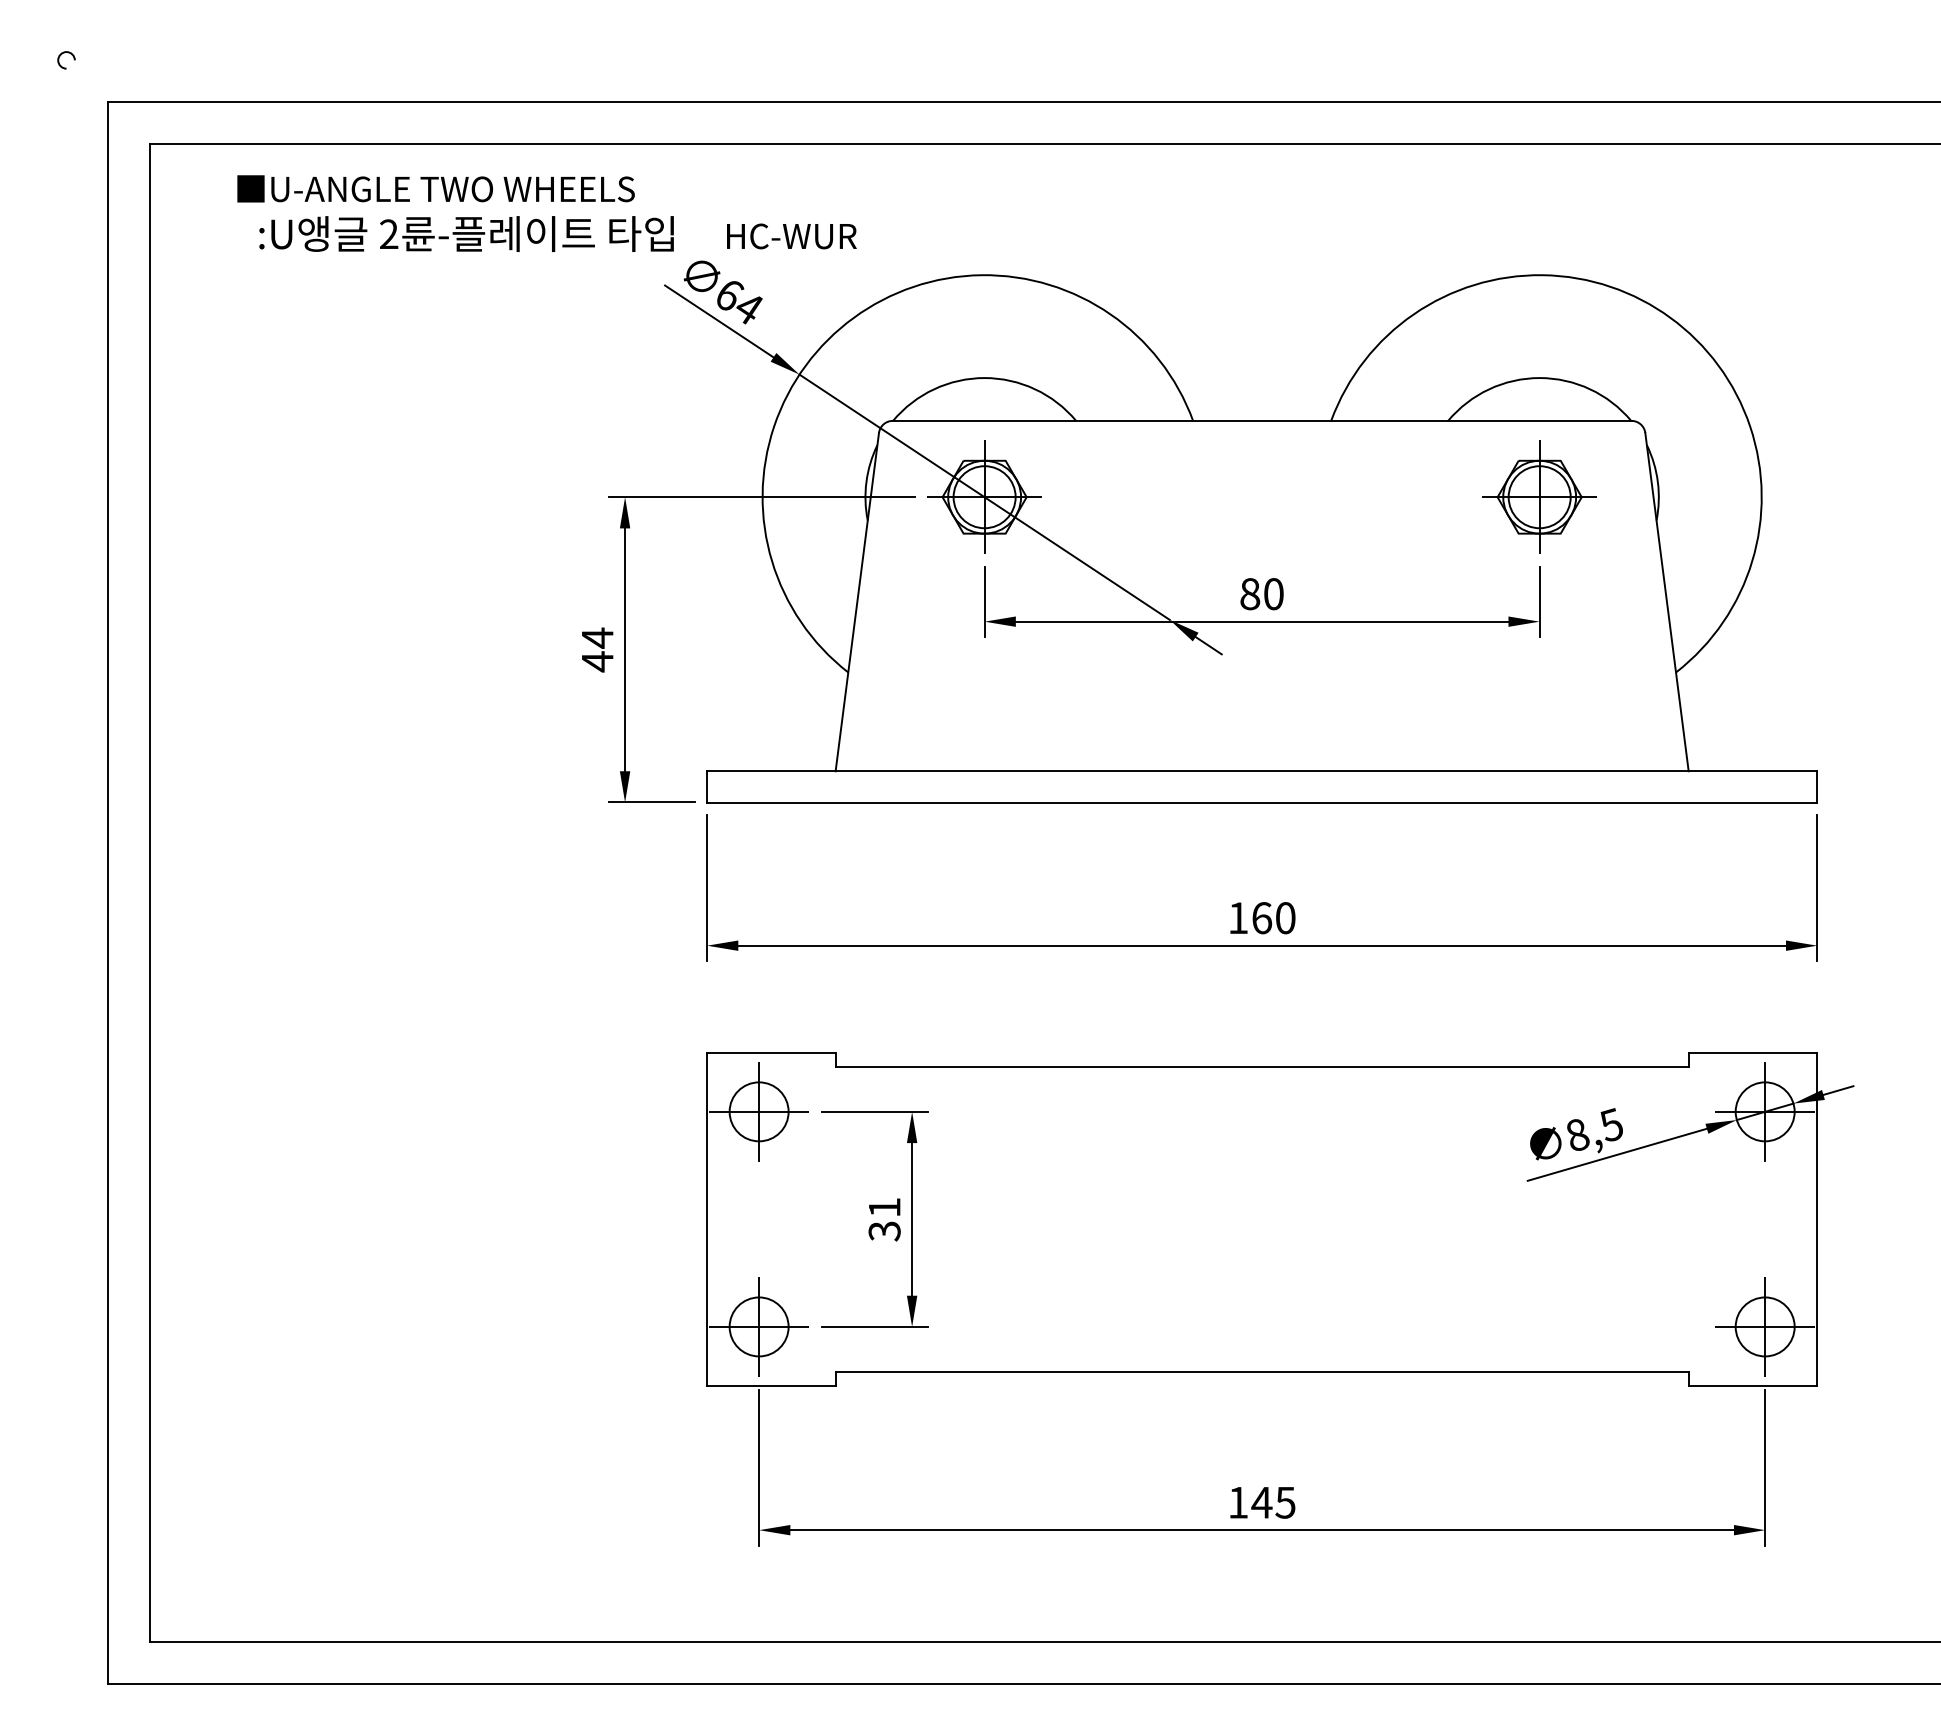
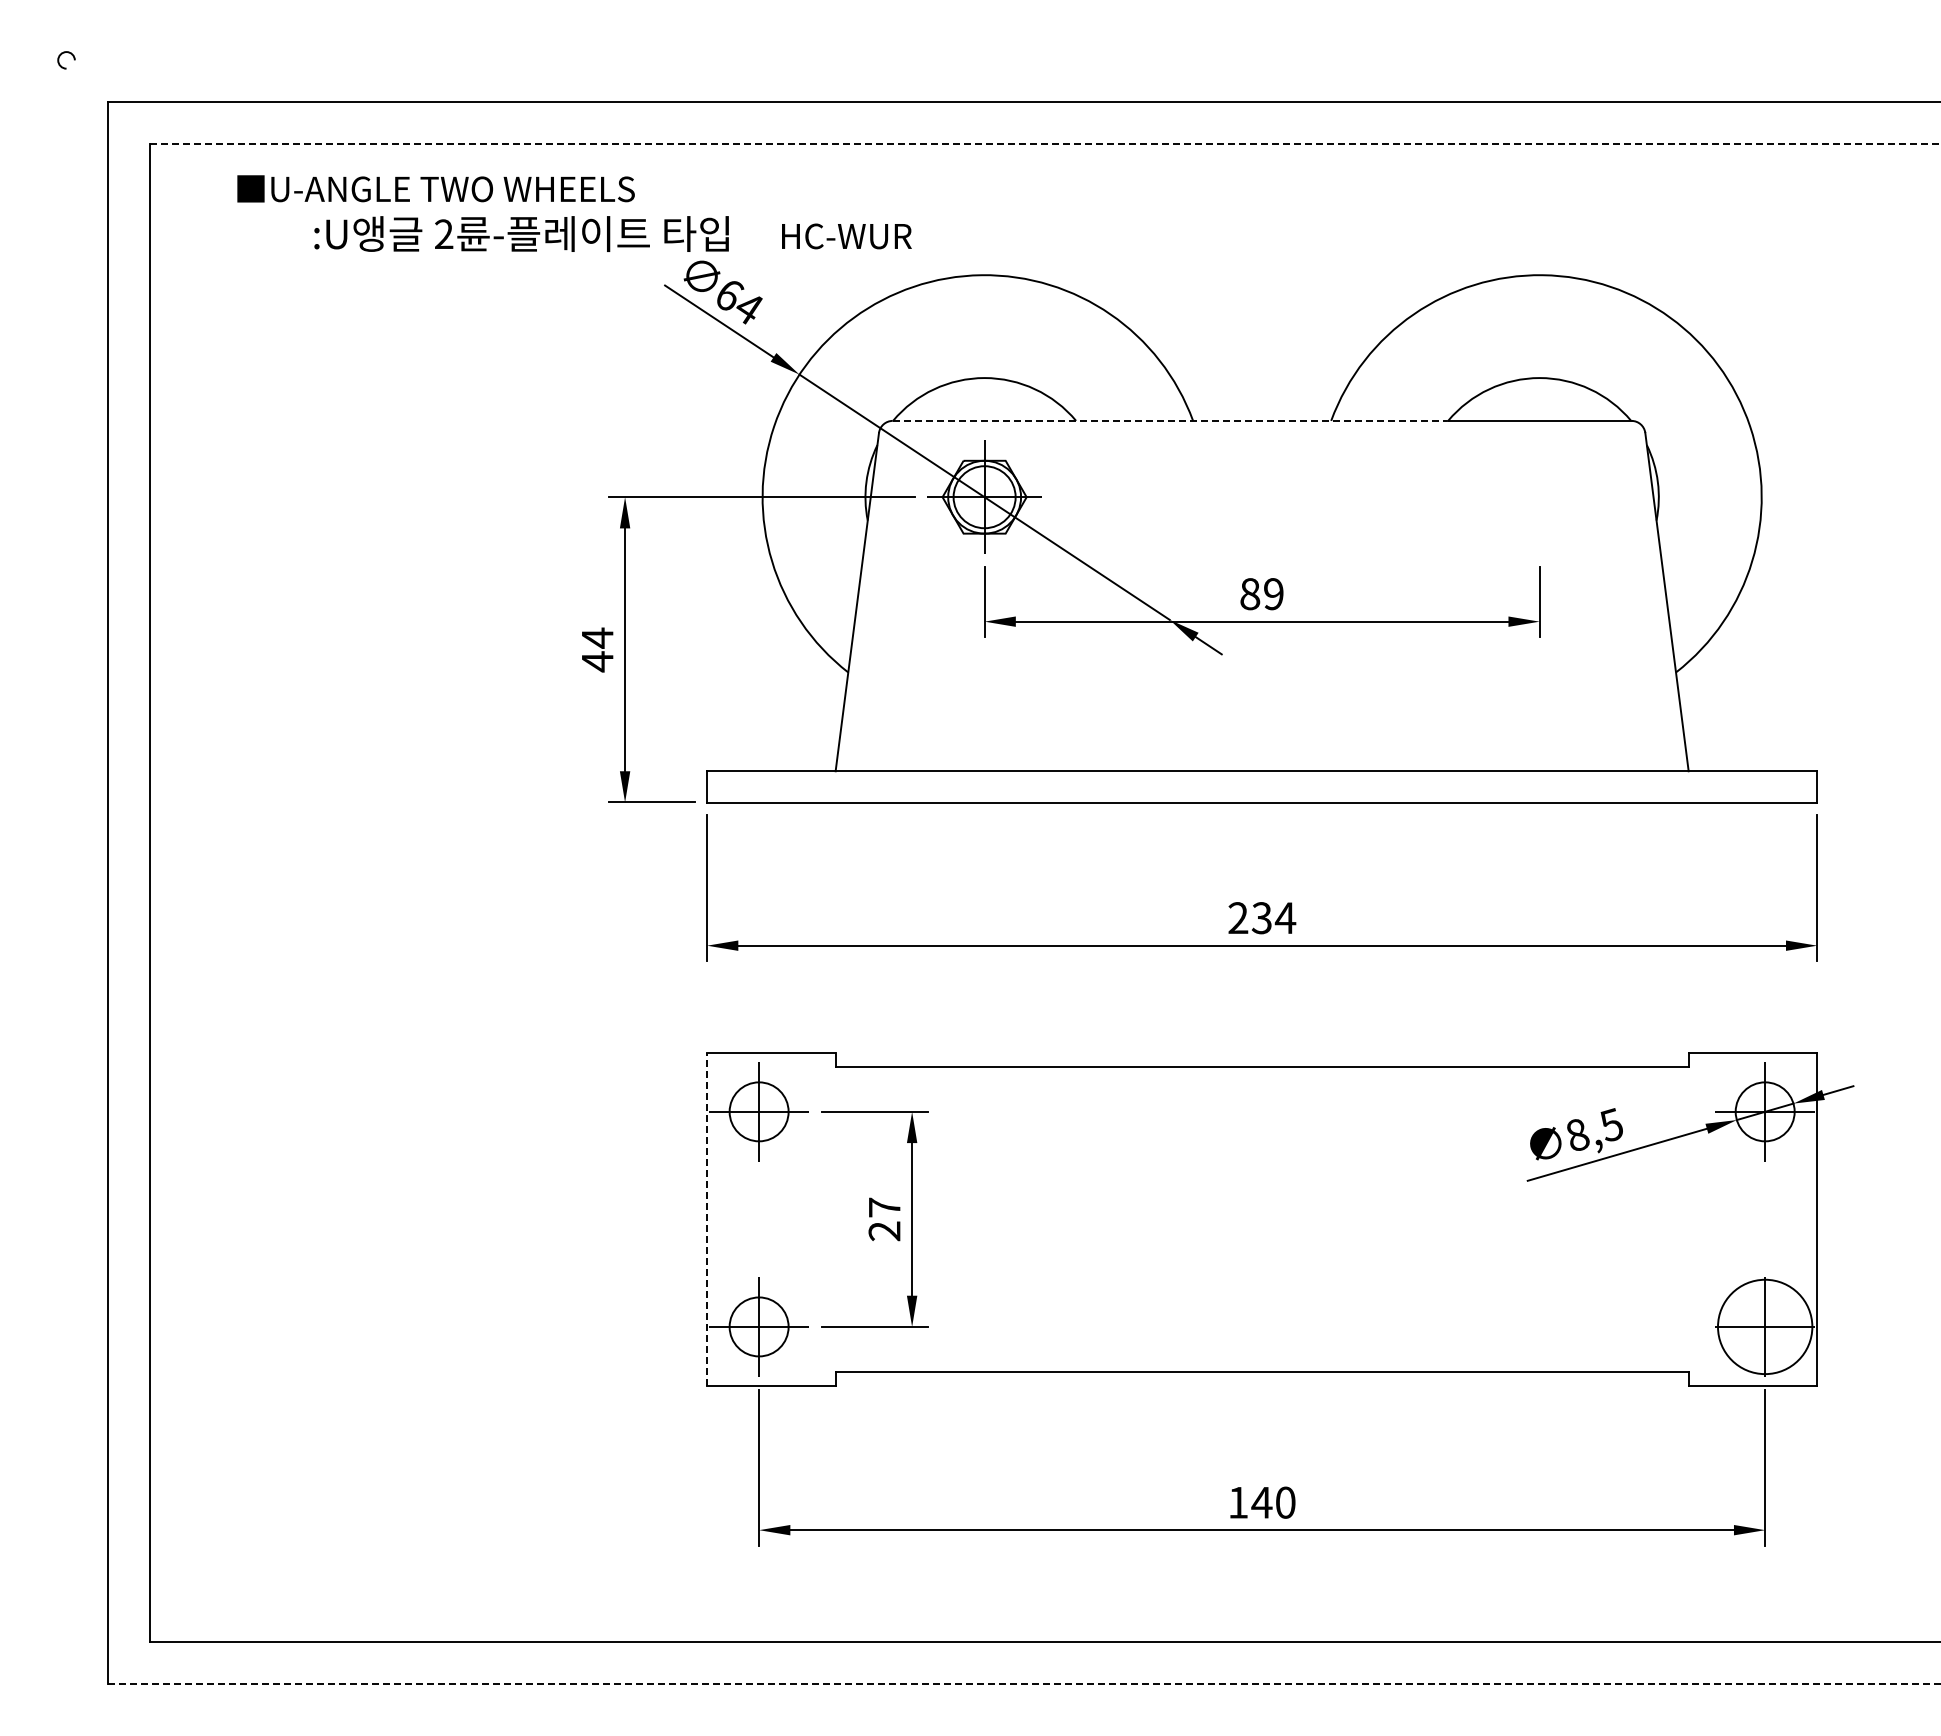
line: solid -> dashed (1045, 143)
text position: (557, 233) -> (612, 233) (612, 233)
line: solid -> dashed (1170, 420)
part: present -> none (1539, 496)
text: 80 -> 89 (1273, 594)
text: 160 -> 234 (1262, 918)
line: solid -> dashed (707, 1219)
text: 31 -> 27 (884, 1219)
circle diameter: 59 px -> 94 px (1765, 1326)
text: 145 -> 140 (1285, 1502)
line: solid -> dashed (1024, 1683)
